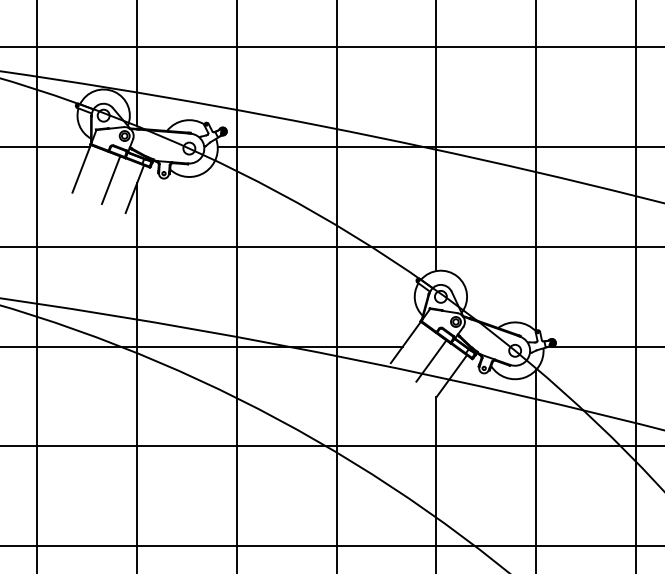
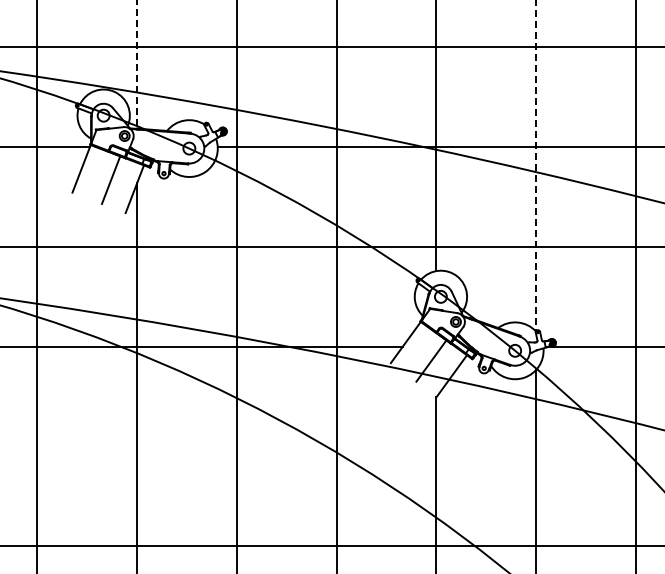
line: solid -> dashed (137, 63)
line: solid -> dashed (536, 166)
line: present -> none (331, 446)
